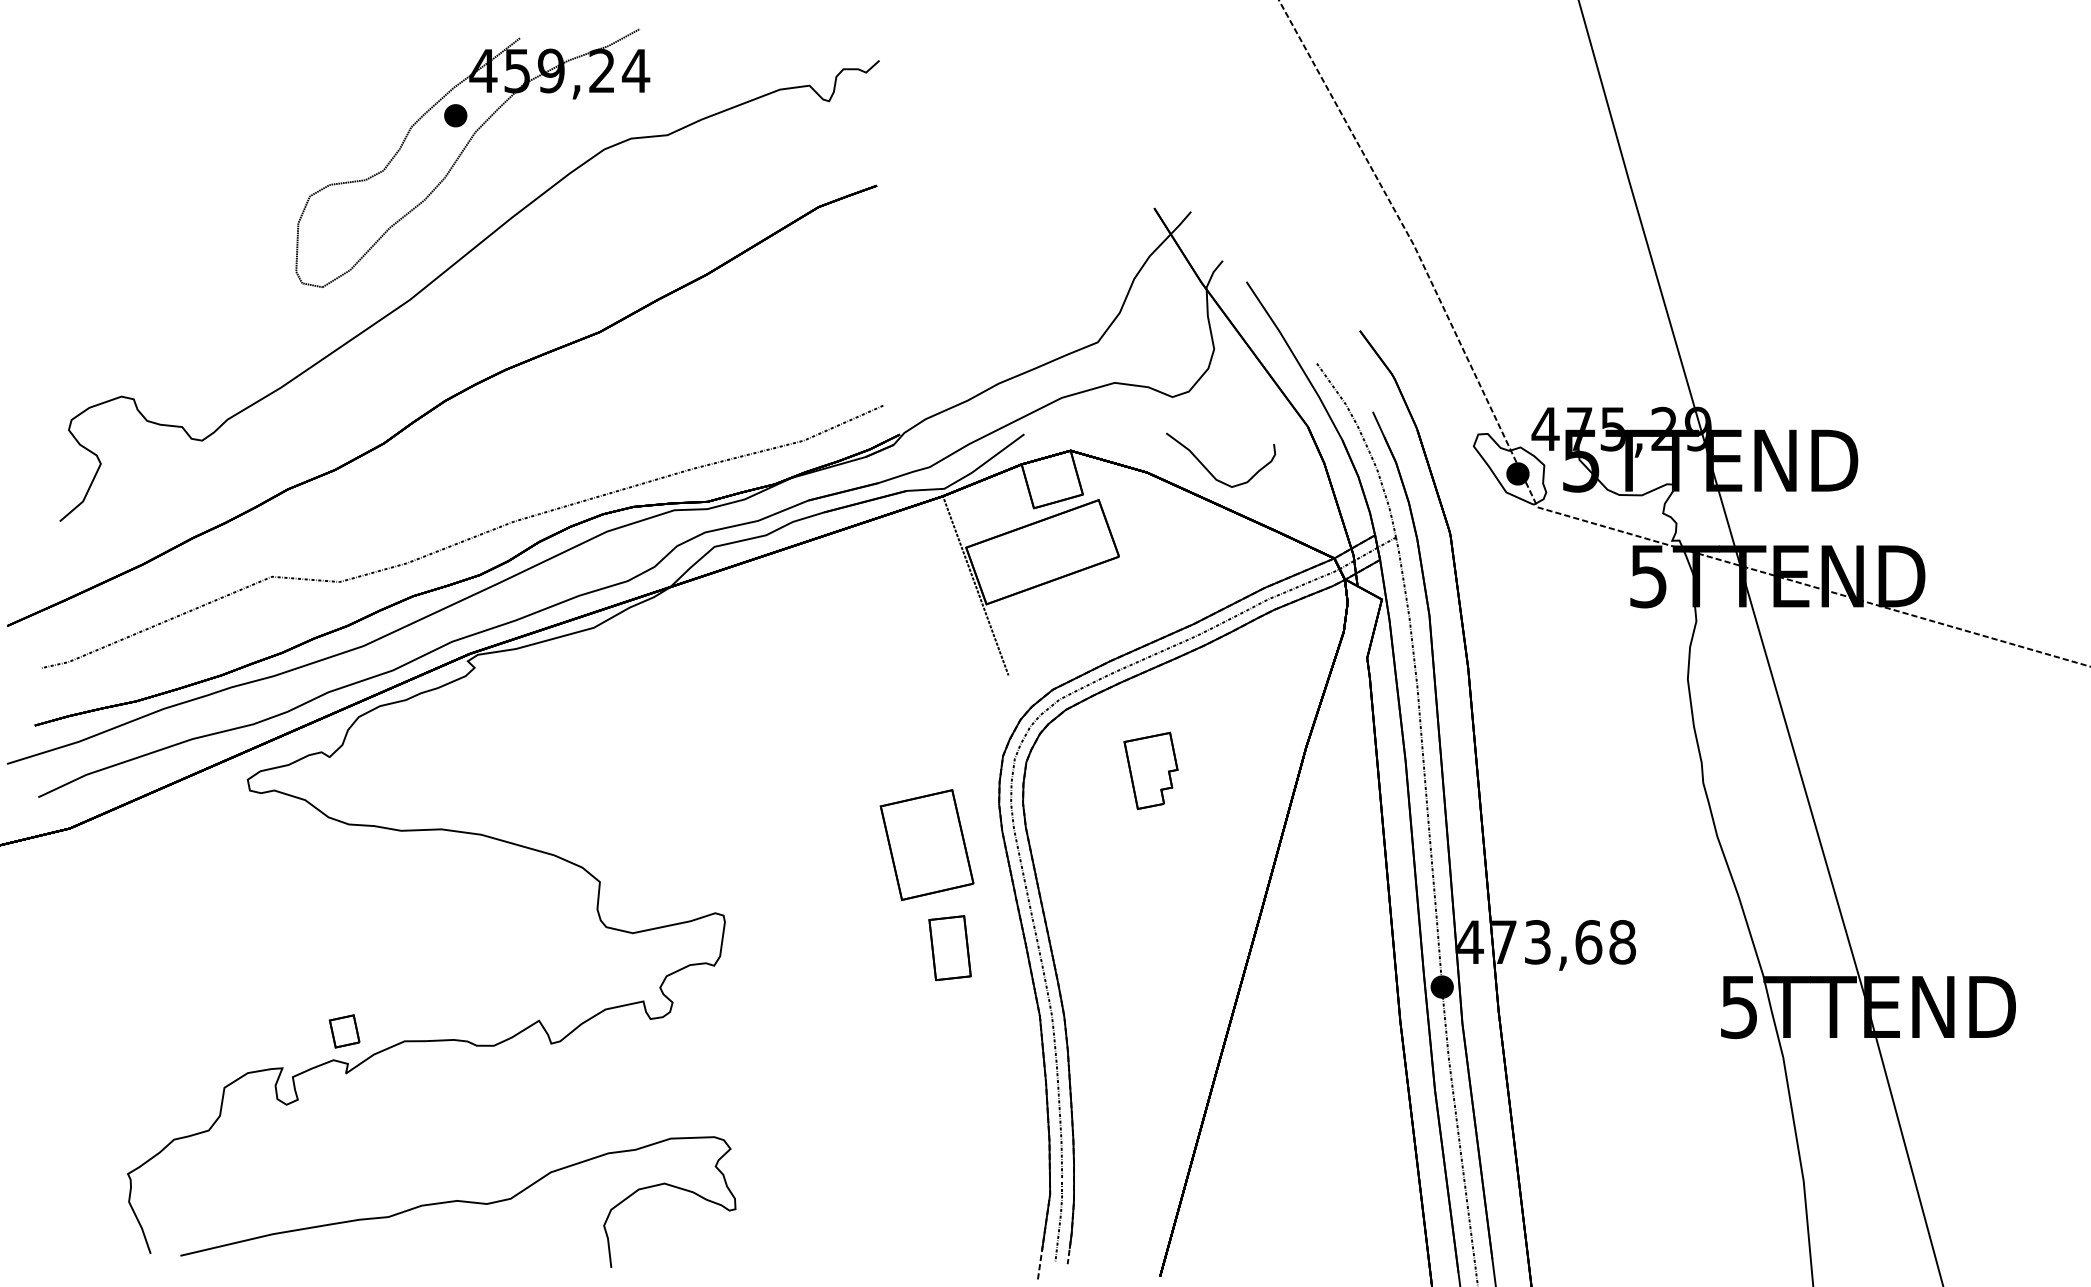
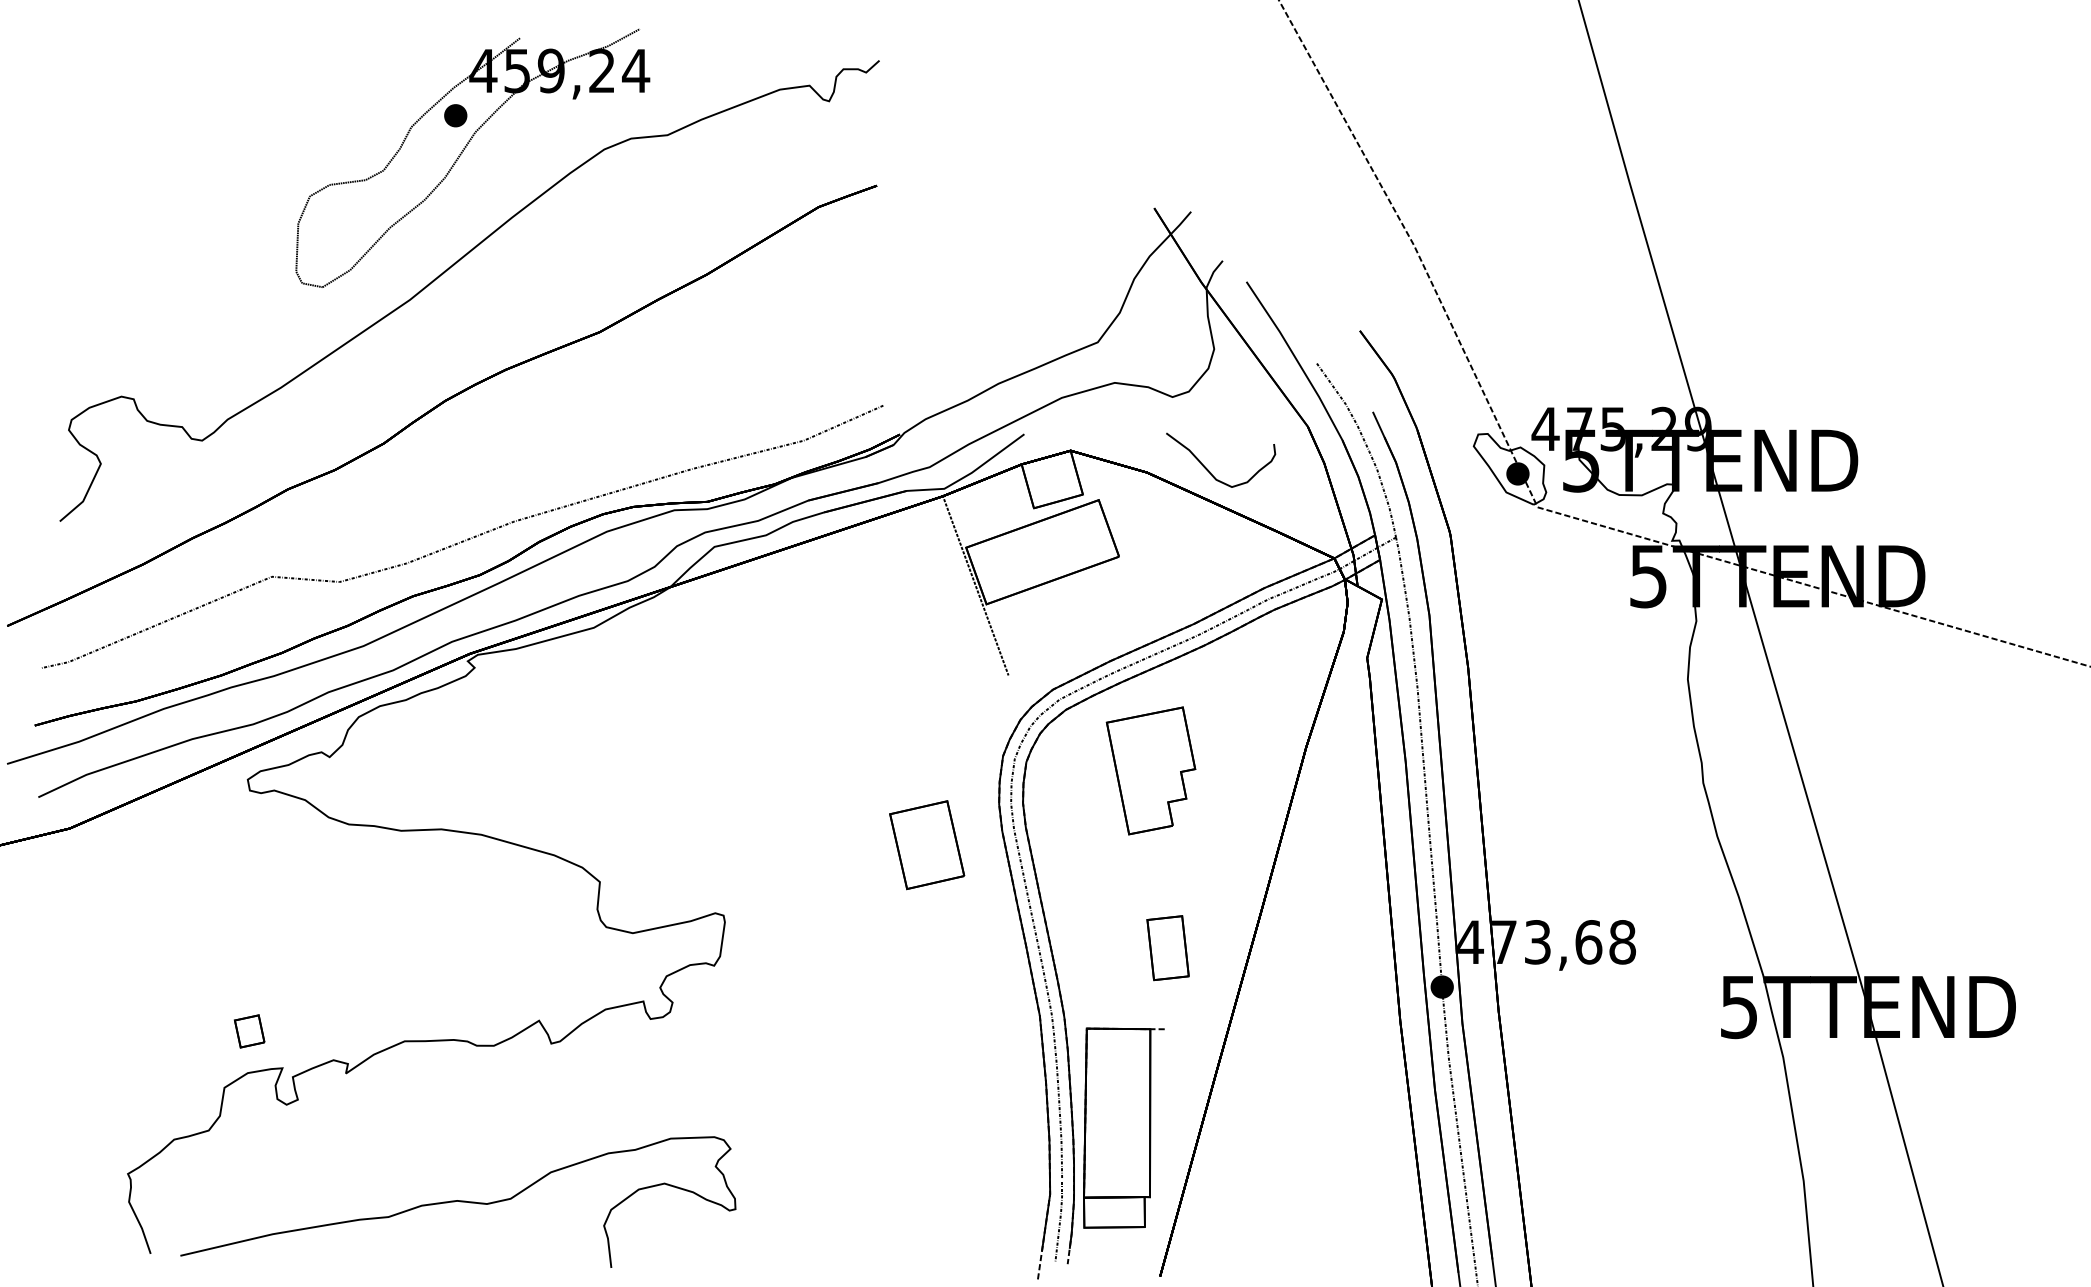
part size: 56x79 px -> 92x130 px (1150, 770)
part size: 96x112 px -> 77x91 px (927, 845)
part position: (949, 948) -> (1167, 948) (1167, 948)
part position: (344, 1031) -> (249, 1031) (249, 1031)
part: none -> present (1123, 1127)
